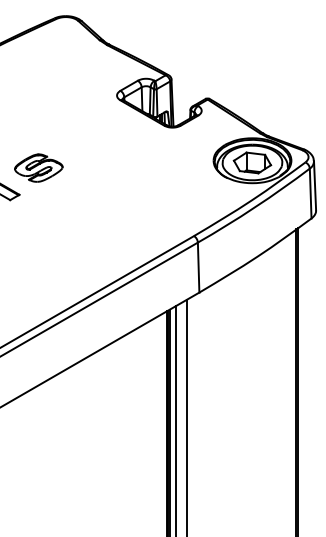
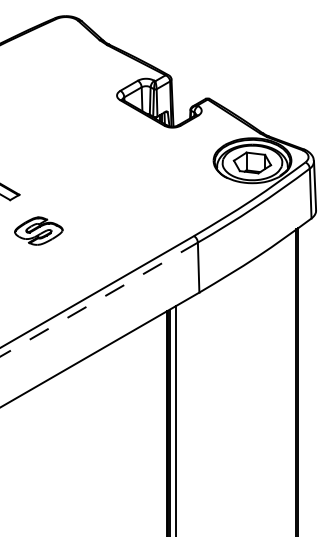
part position: (38, 167) -> (38, 230) (38, 230)
line: solid -> dashed (99, 299)
line: present -> none (187, 416)
